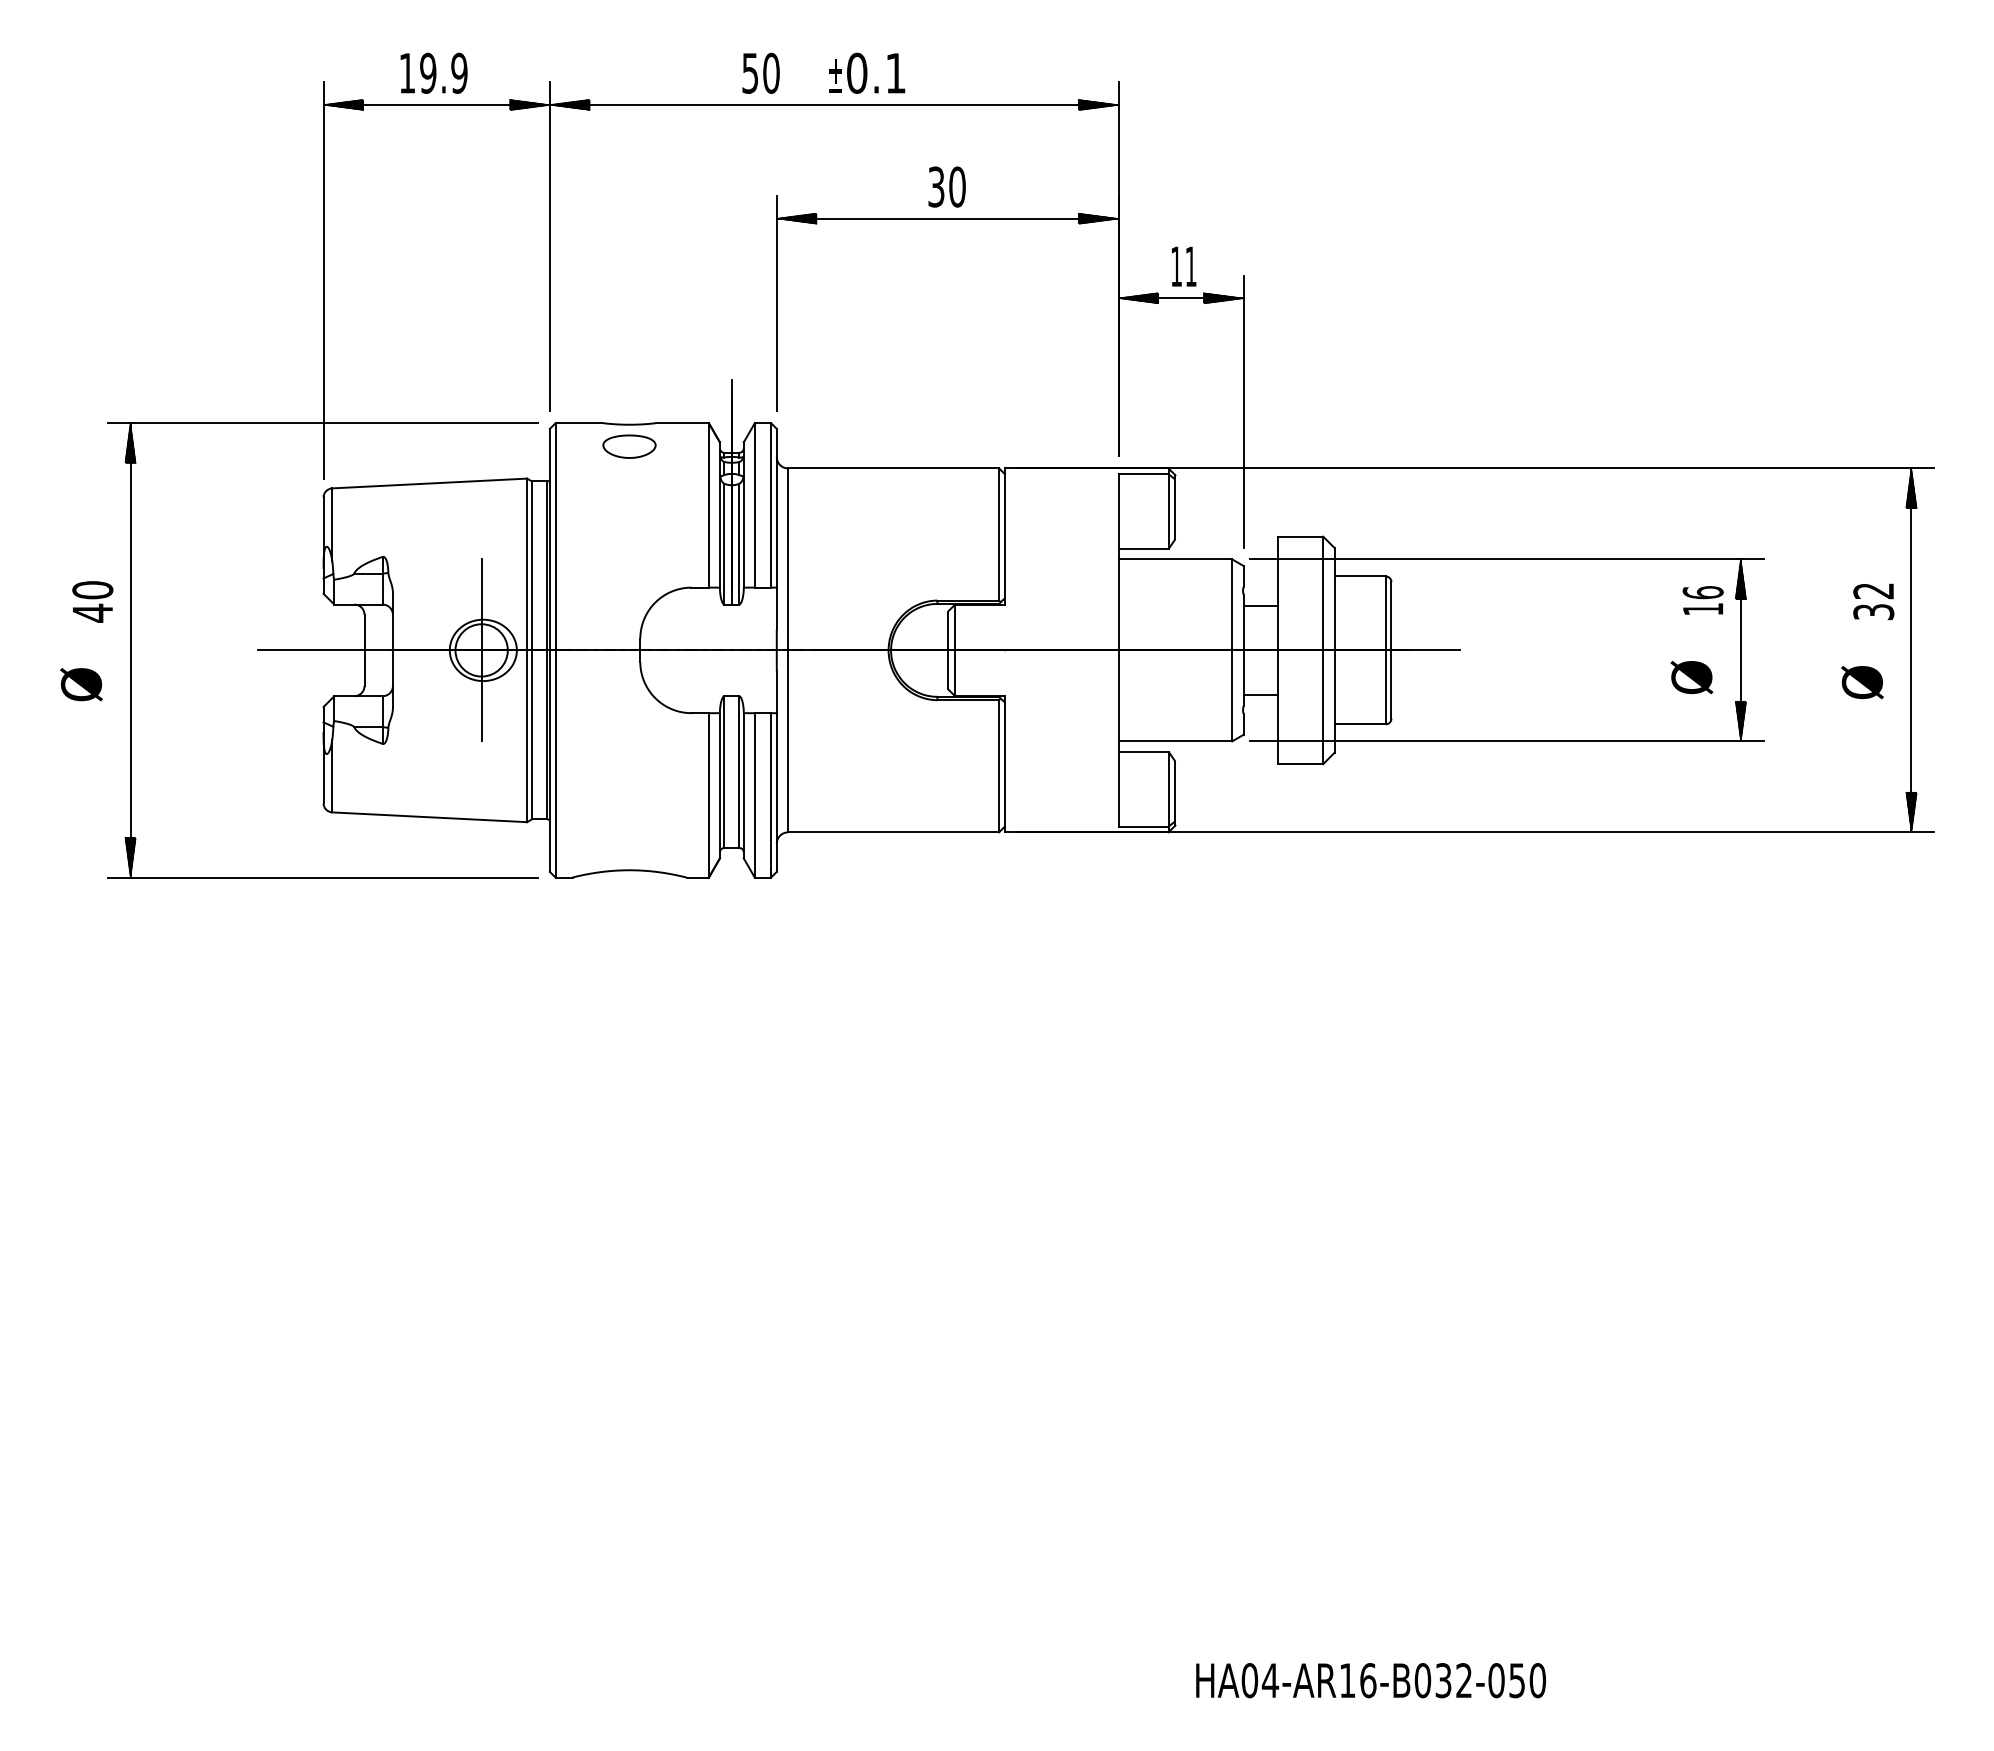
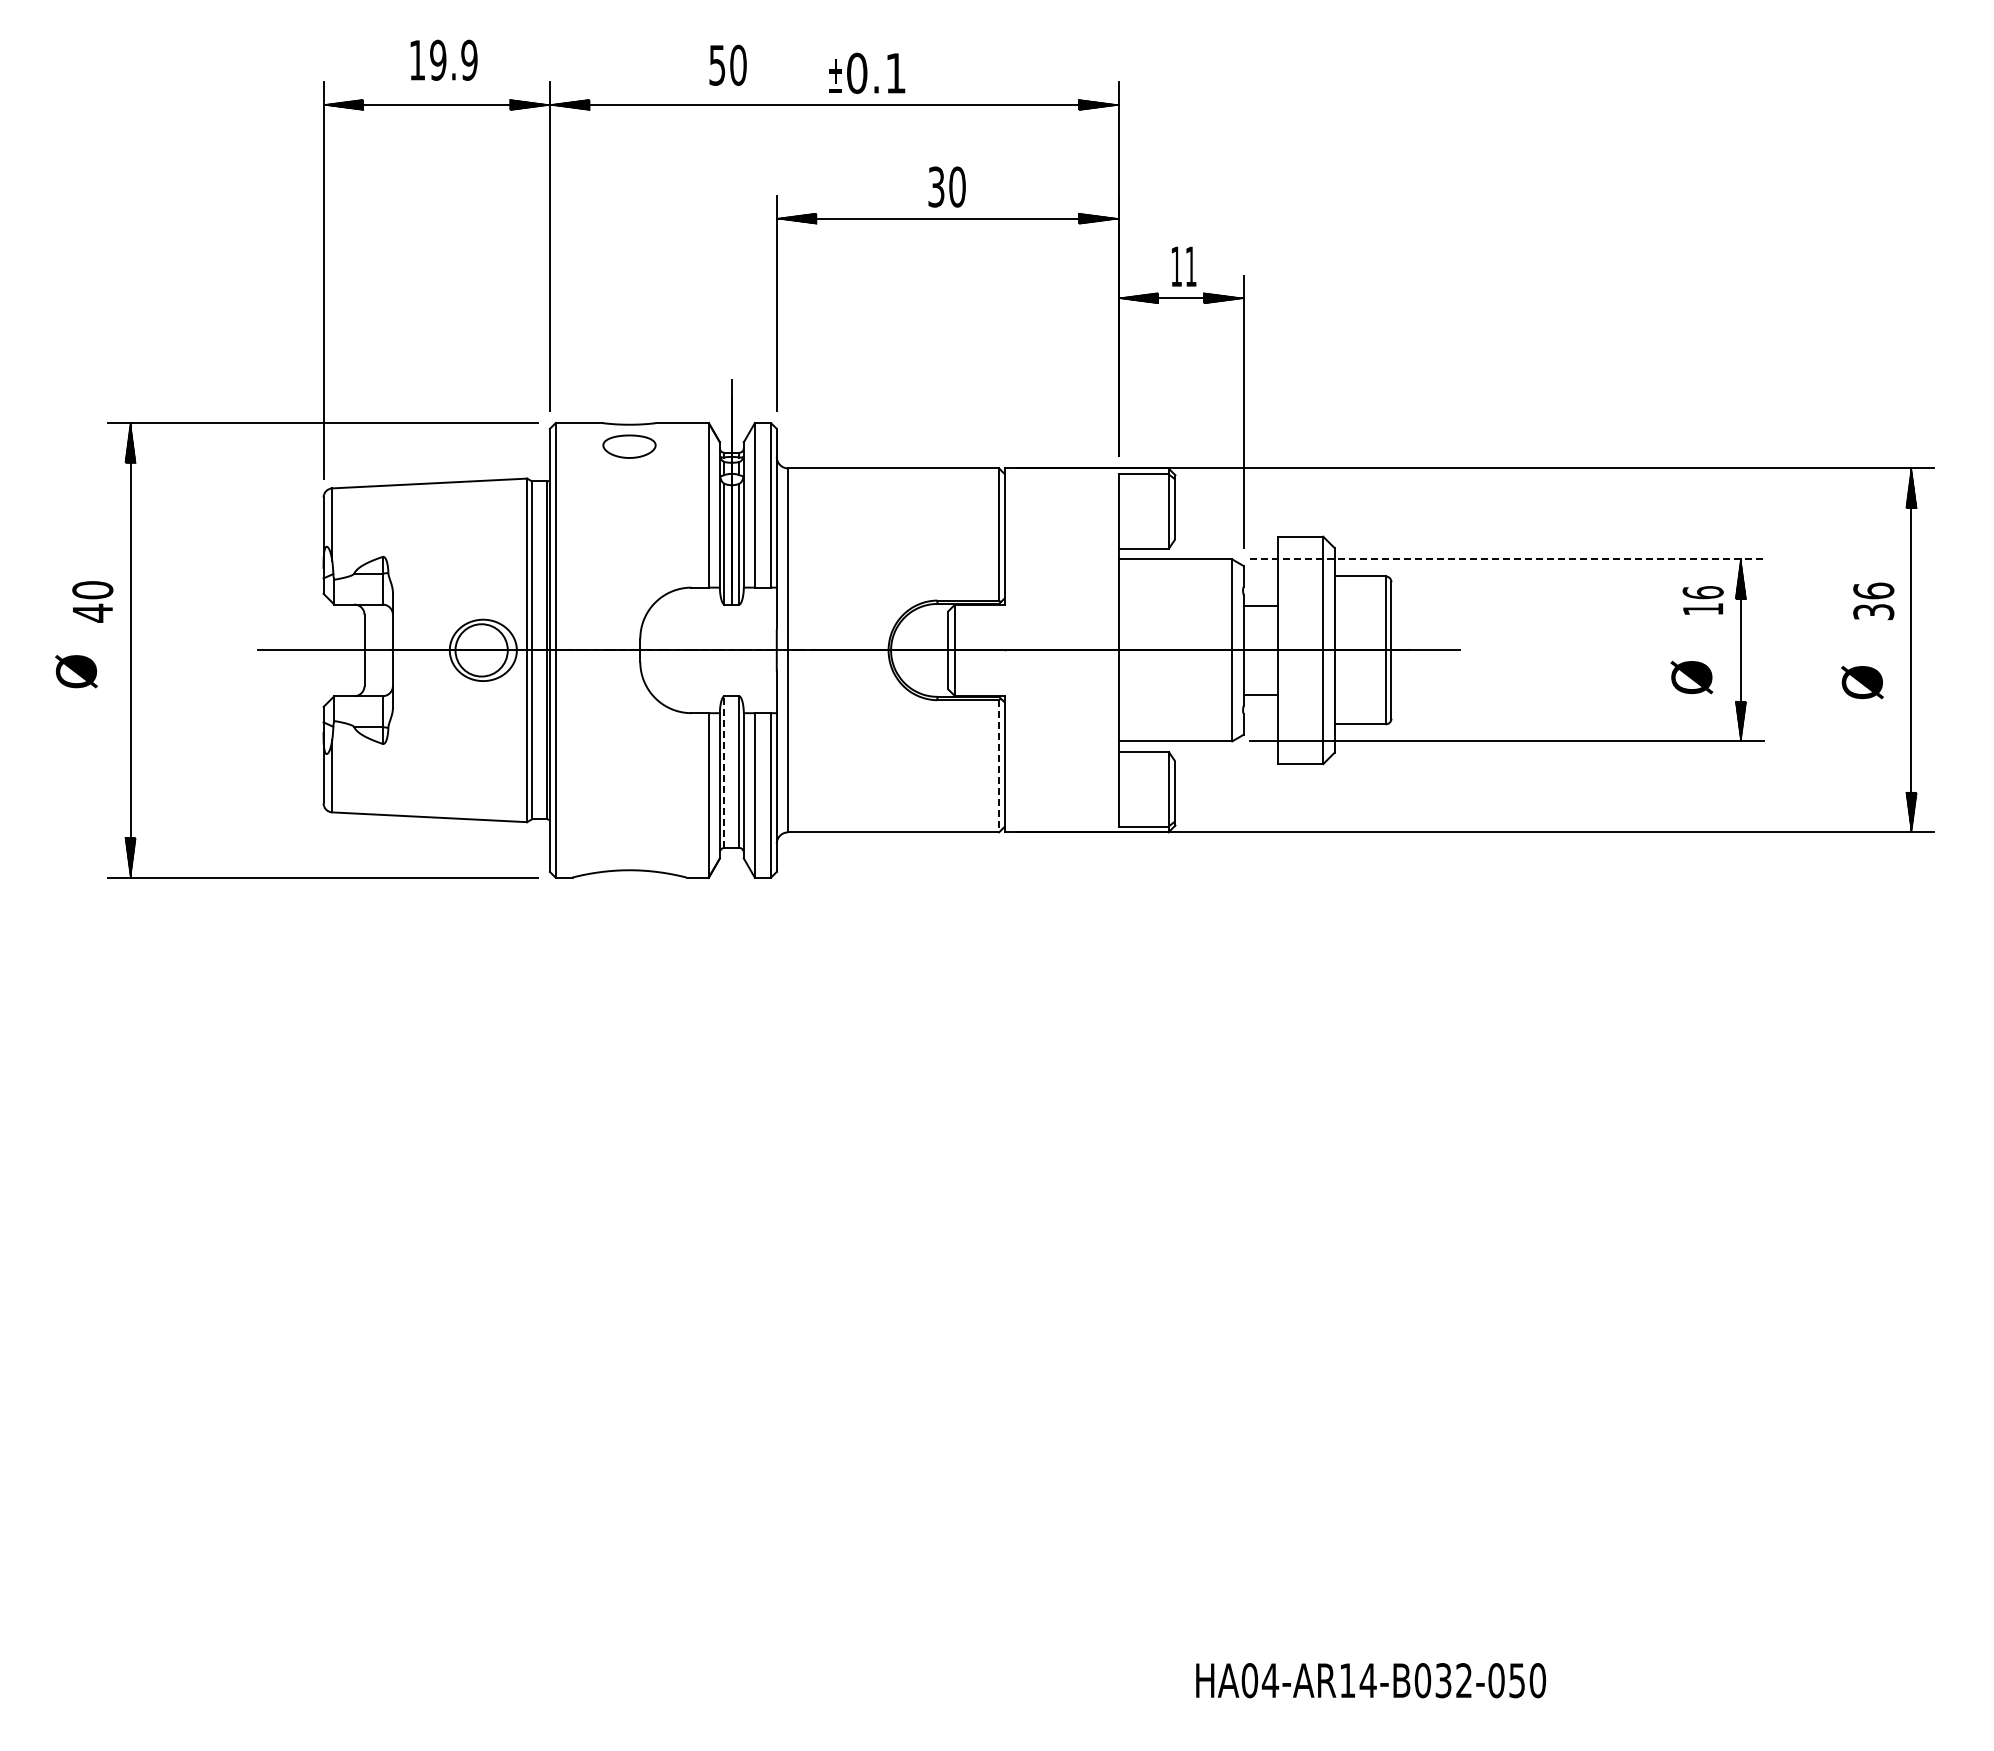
text position: (433, 72) -> (443, 59) (443, 59)
text position: (760, 72) -> (727, 64) (727, 64)
line: solid -> dashed (1506, 559)
text: 32 -> 36 (1873, 590)
line: present -> none (481, 650)
text position: (81, 684) -> (76, 671) (76, 671)
line: solid -> dashed (999, 766)
line: solid -> dashed (724, 772)
text: HA04-AR16-B032-050 -> HA04-AR14-B032-050 (1367, 1680)
